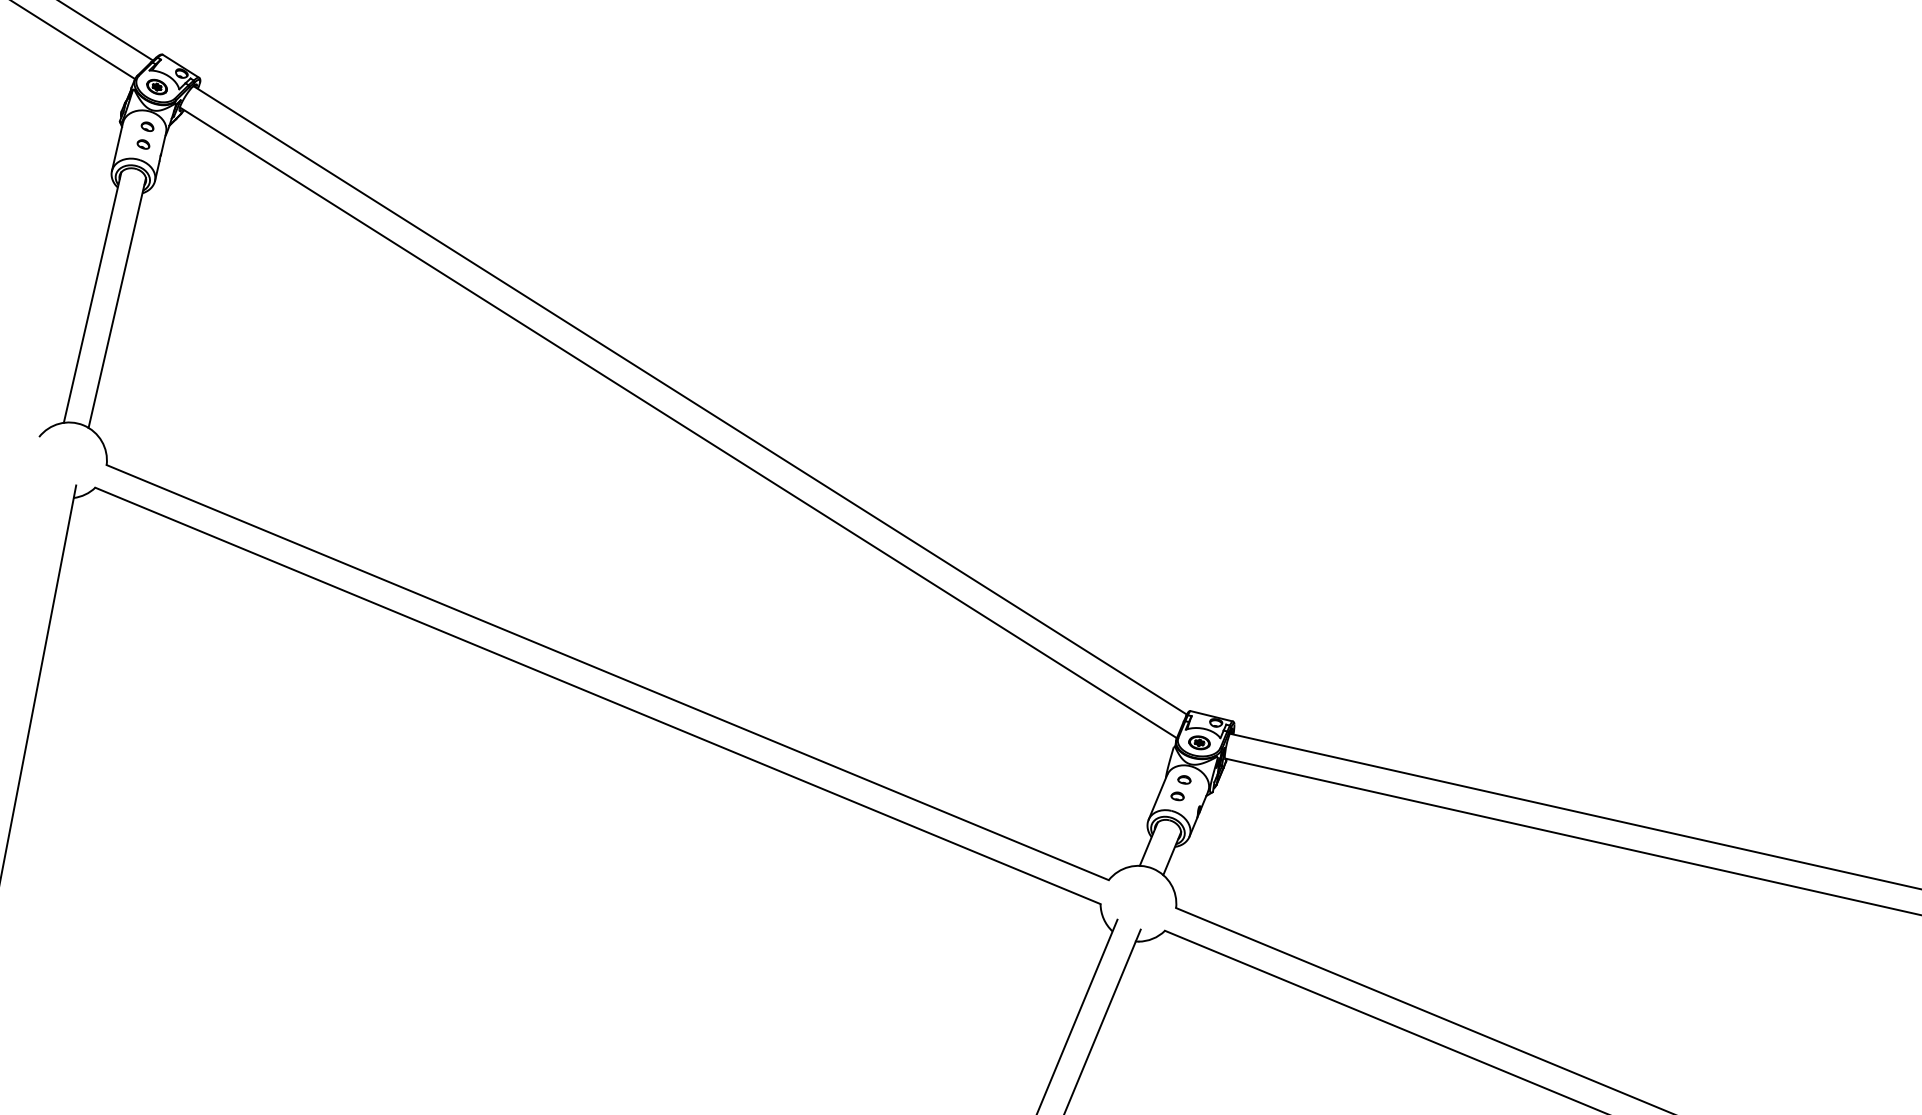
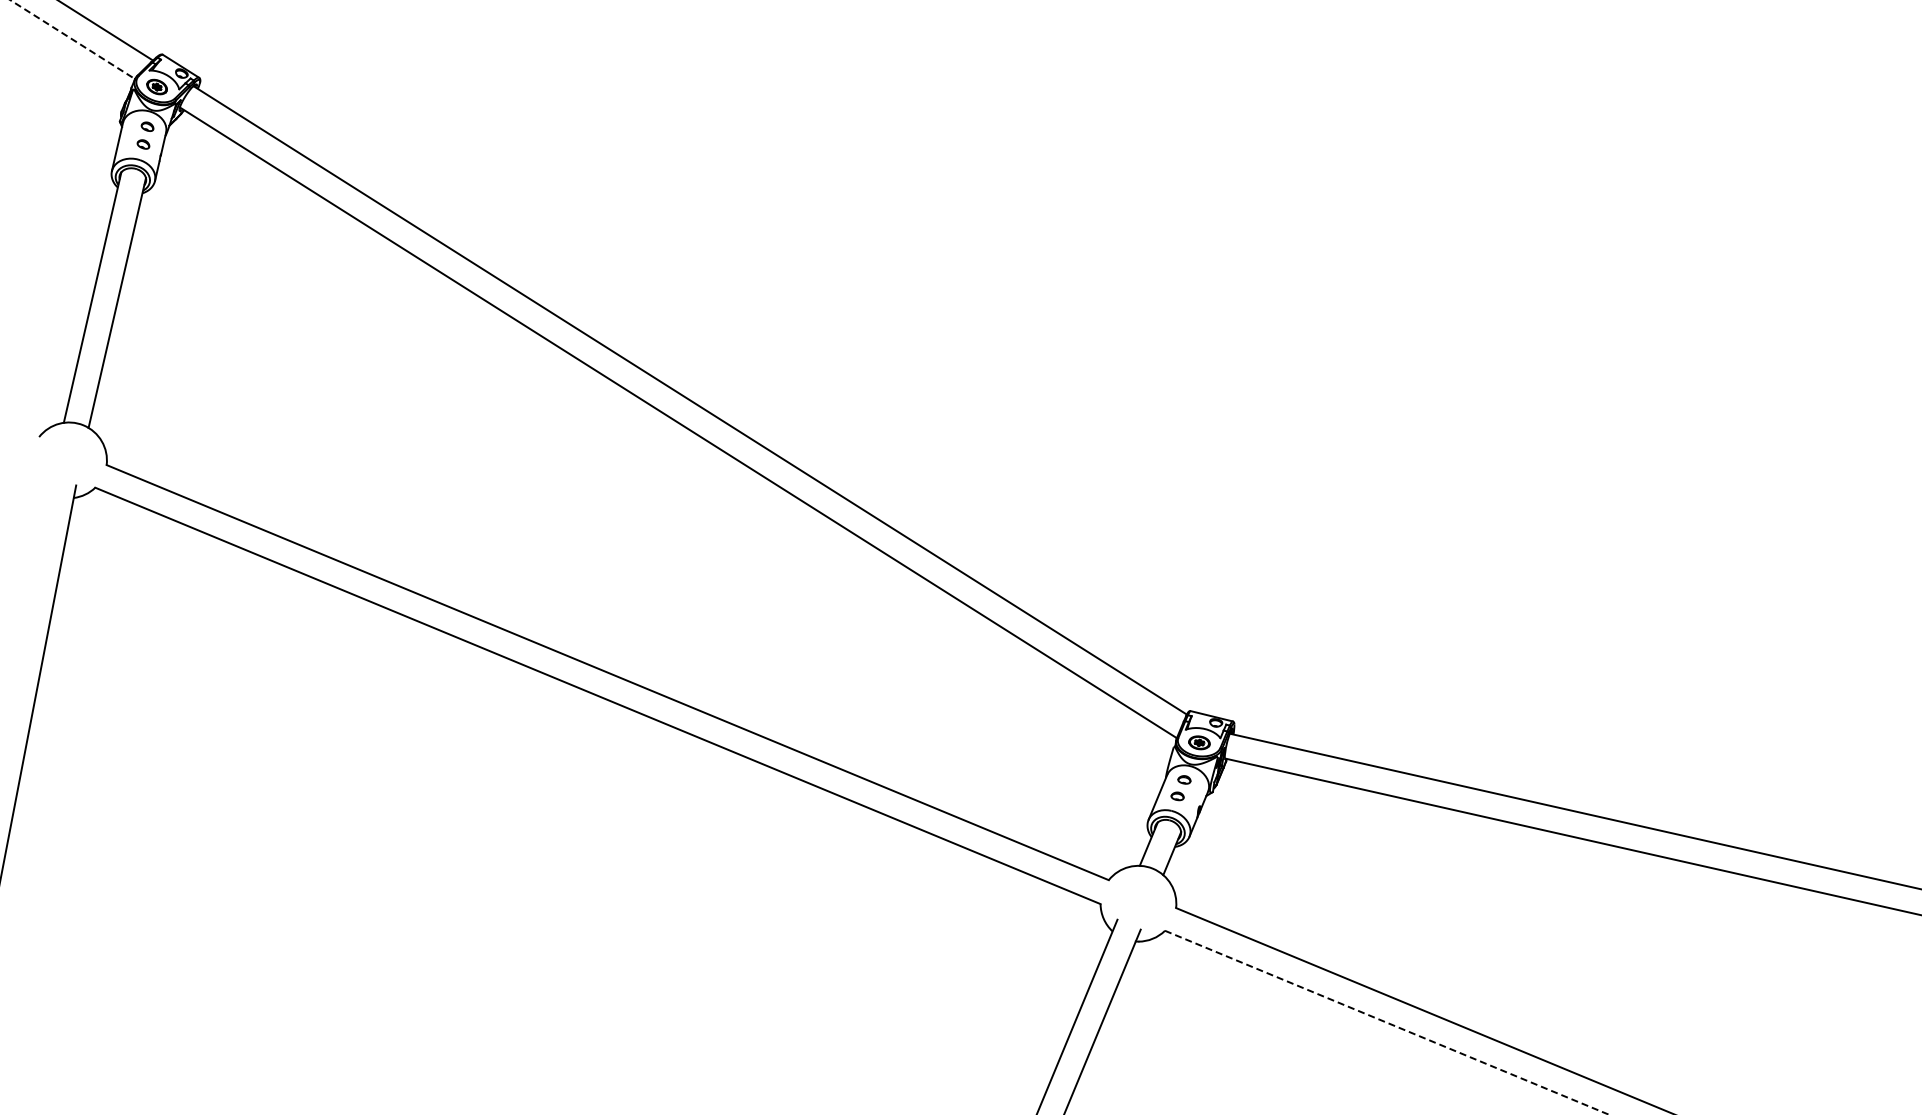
line: solid -> dashed (72, 39)
line: solid -> dashed (1387, 1023)
